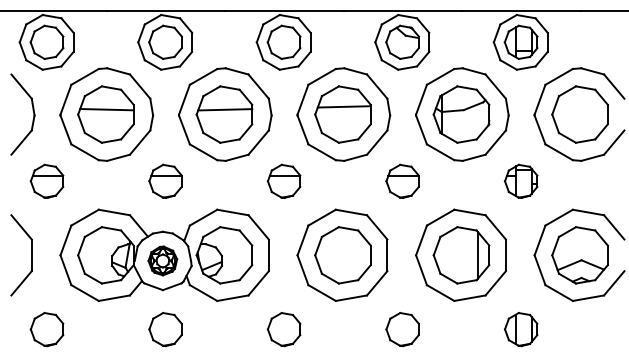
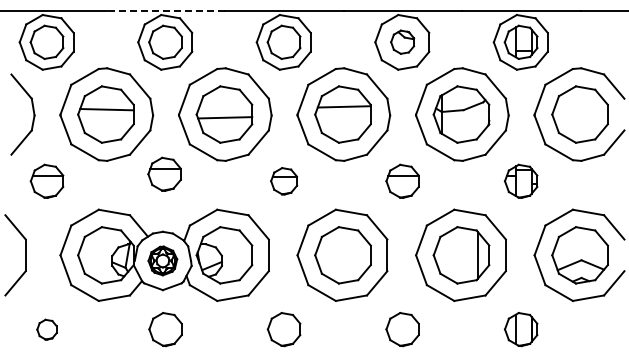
line: solid -> dashed (165, 10)
part size: 35x36 px -> 26x26 px (402, 41)
line position: (225, 109) -> (225, 117) (225, 117)
part position: (165, 180) -> (164, 173) (164, 173)
part size: 36x36 px -> 29x29 px (284, 181)
part position: (31, 255) -> (25, 255) (25, 255)
part size: 36x36 px -> 22x23 px (46, 329)
